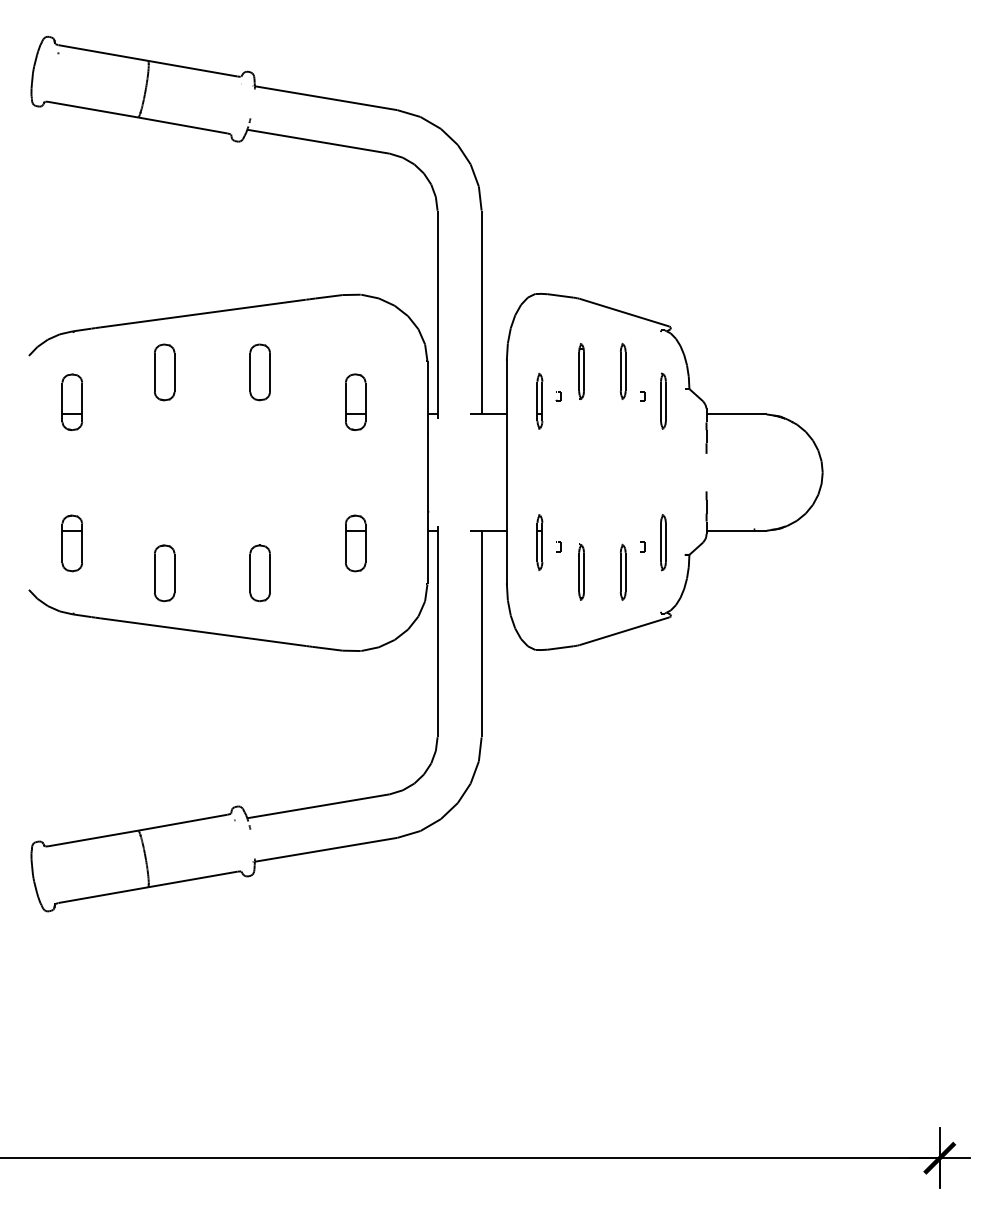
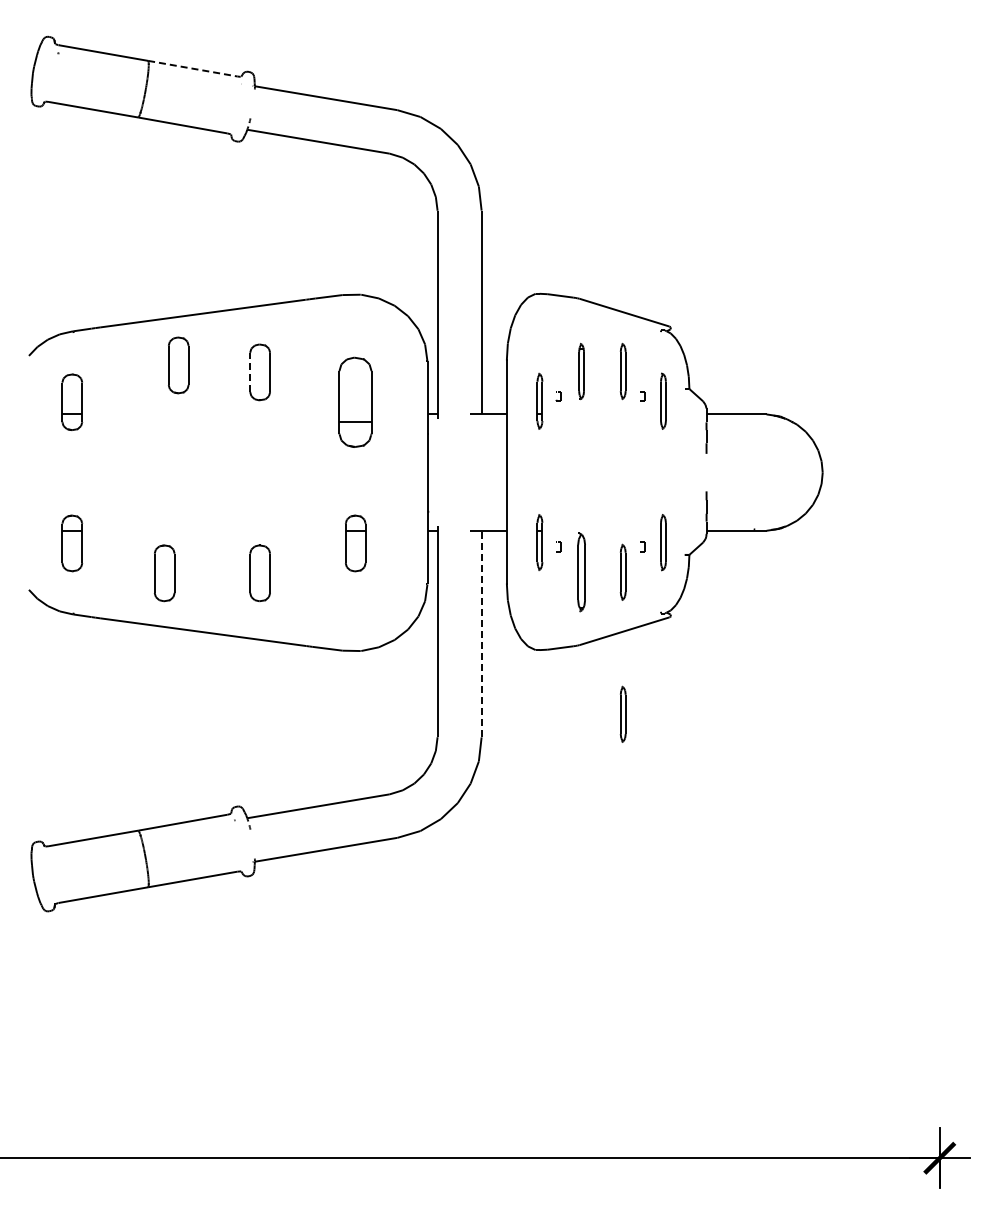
line: solid -> dashed (193, 68)
part position: (164, 372) -> (178, 365) (178, 365)
line: solid -> dashed (250, 372)
part size: 22x58 px -> 35x92 px (355, 401)
part size: 7x58 px -> 9x81 px (581, 572)
line: solid -> dashed (481, 633)
part: none -> present (622, 713)
